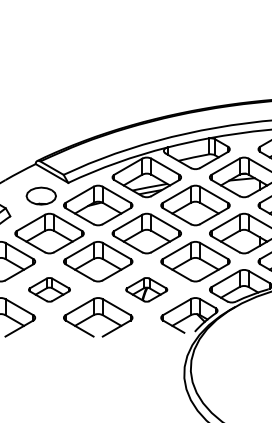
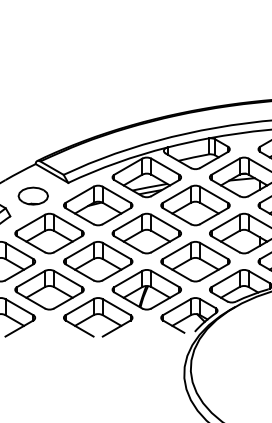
part position: (40, 195) -> (32, 195) (32, 195)
part size: 43x26 px -> 71x42 px (49, 289)
part size: 44x26 px -> 71x42 px (146, 289)
